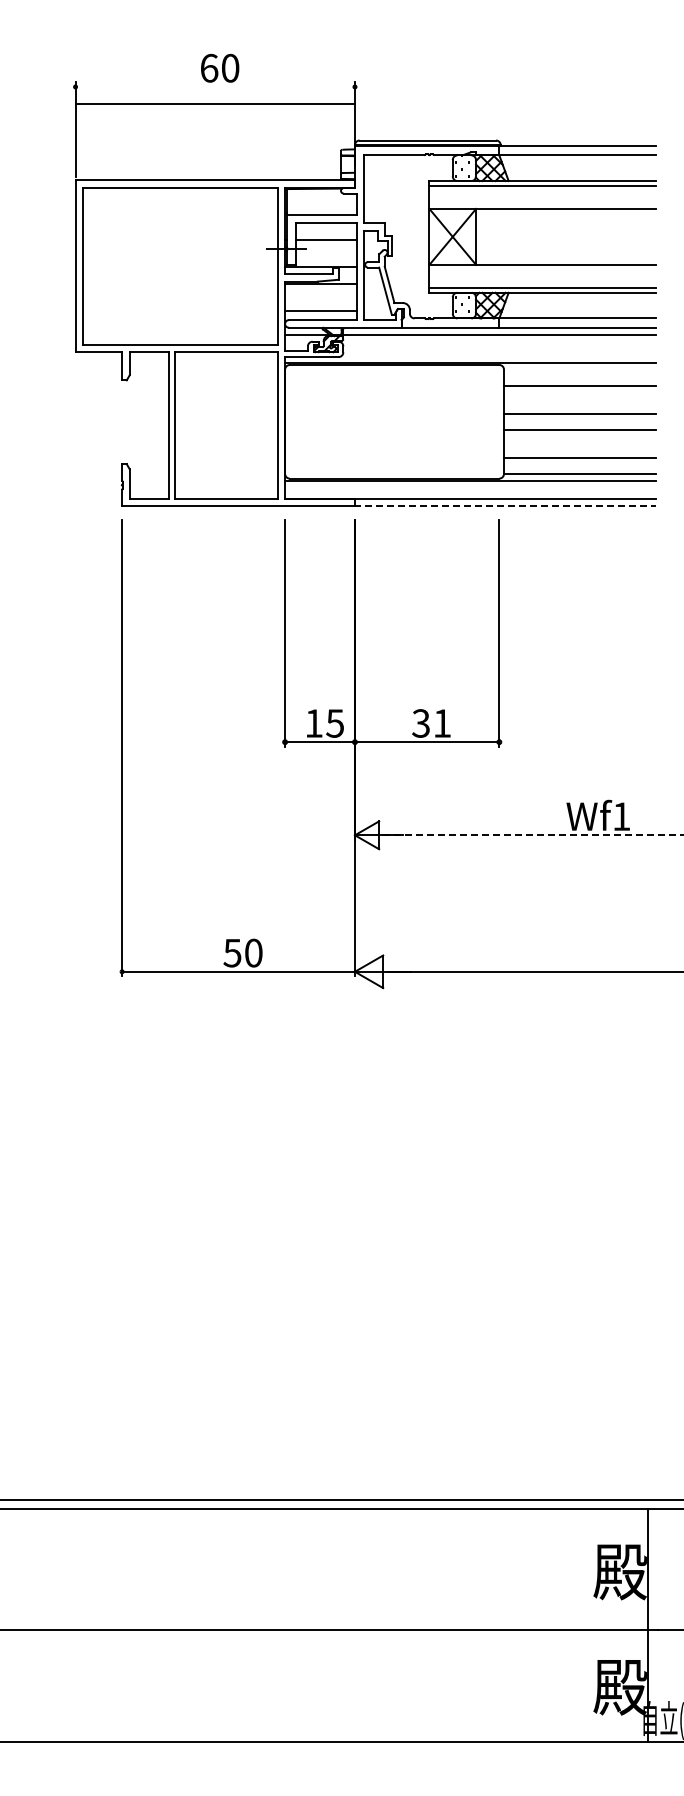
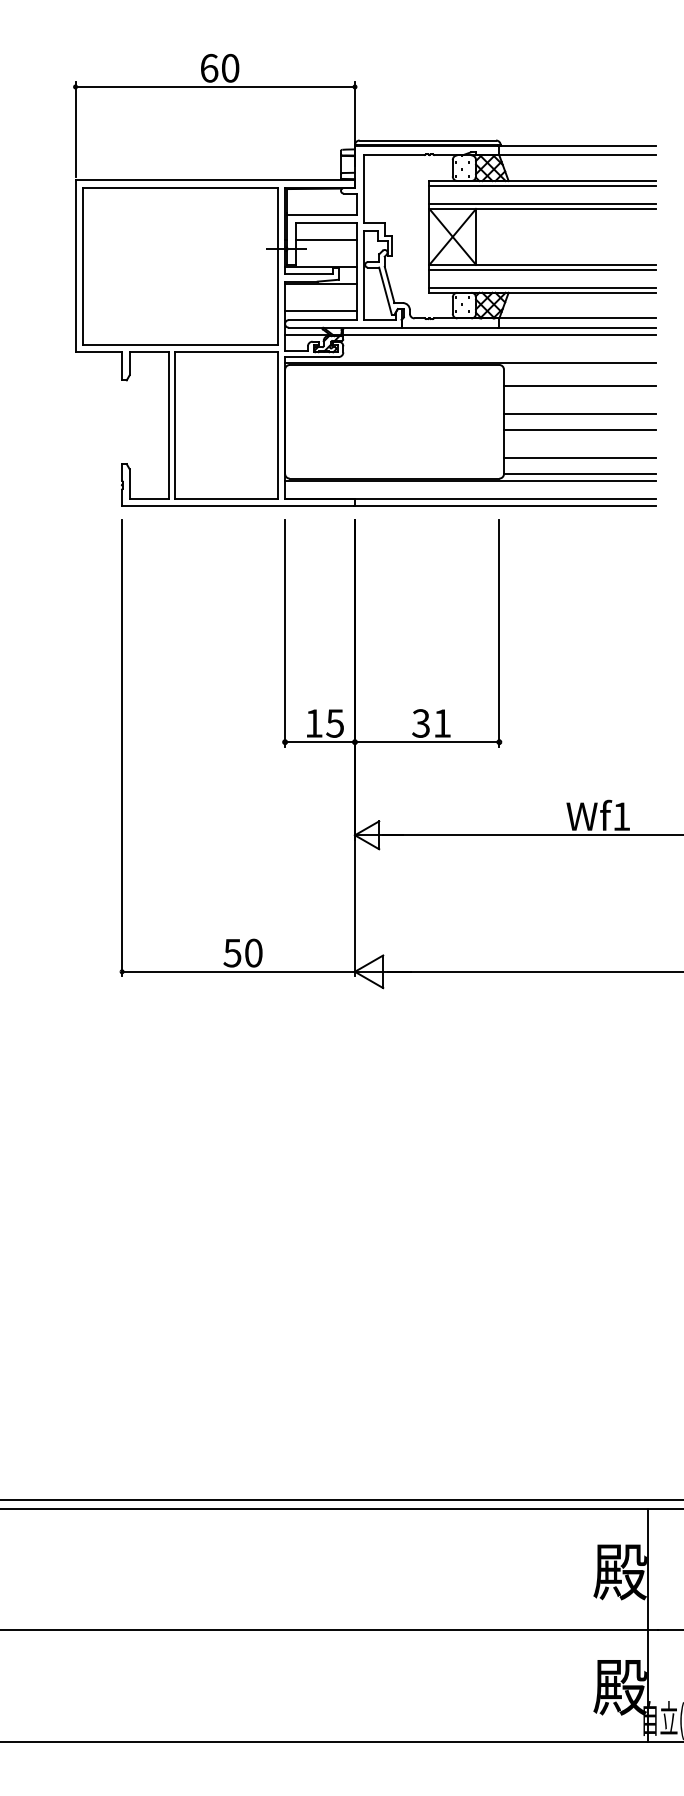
line position: (214, 103) -> (214, 86) (214, 86)
line: none -> present (542, 204)
line: none -> present (542, 269)
line: dashed -> solid (505, 506)
line: dashed -> solid (533, 835)
